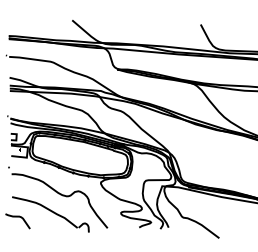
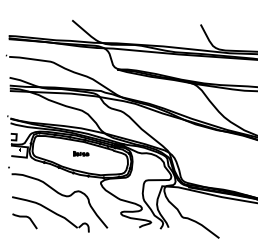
part: none -> present (81, 153)
curve position: (17, 217) -> (24, 217) (24, 217)
